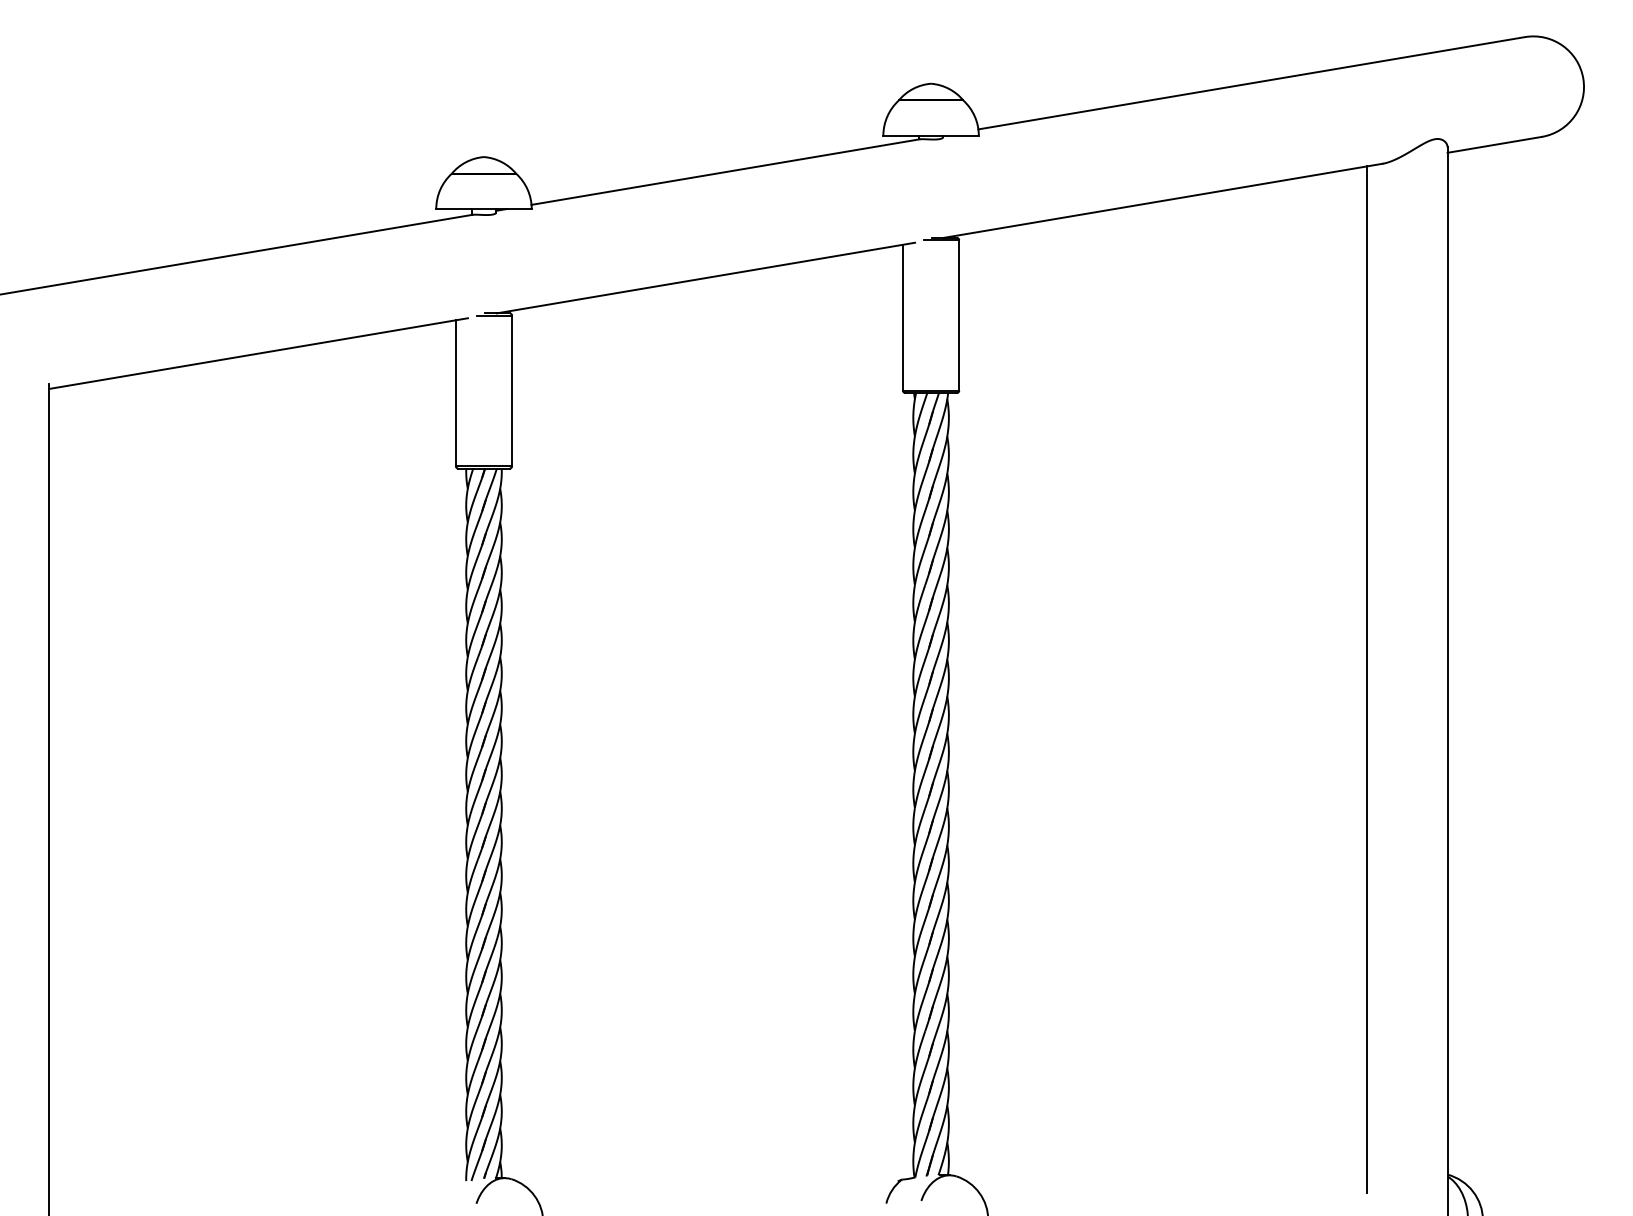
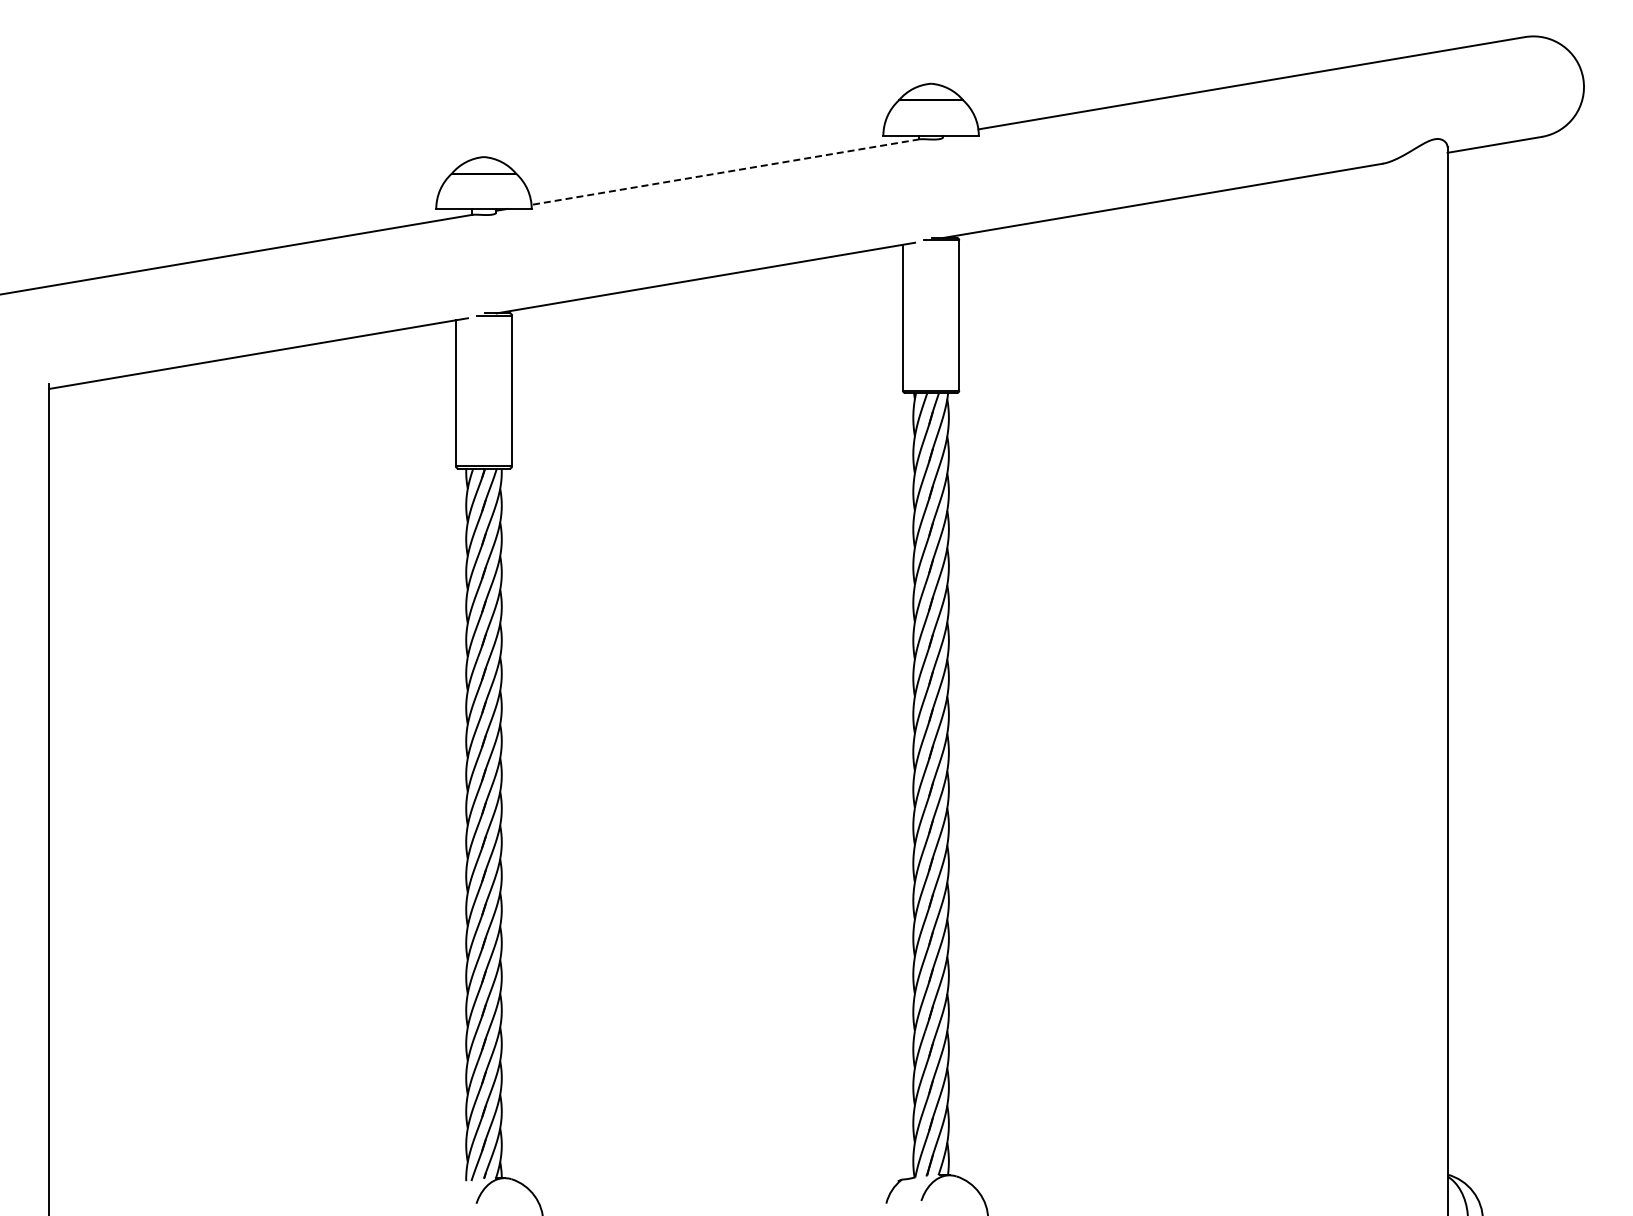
line: solid -> dashed (725, 172)
line: present -> none (1367, 679)
